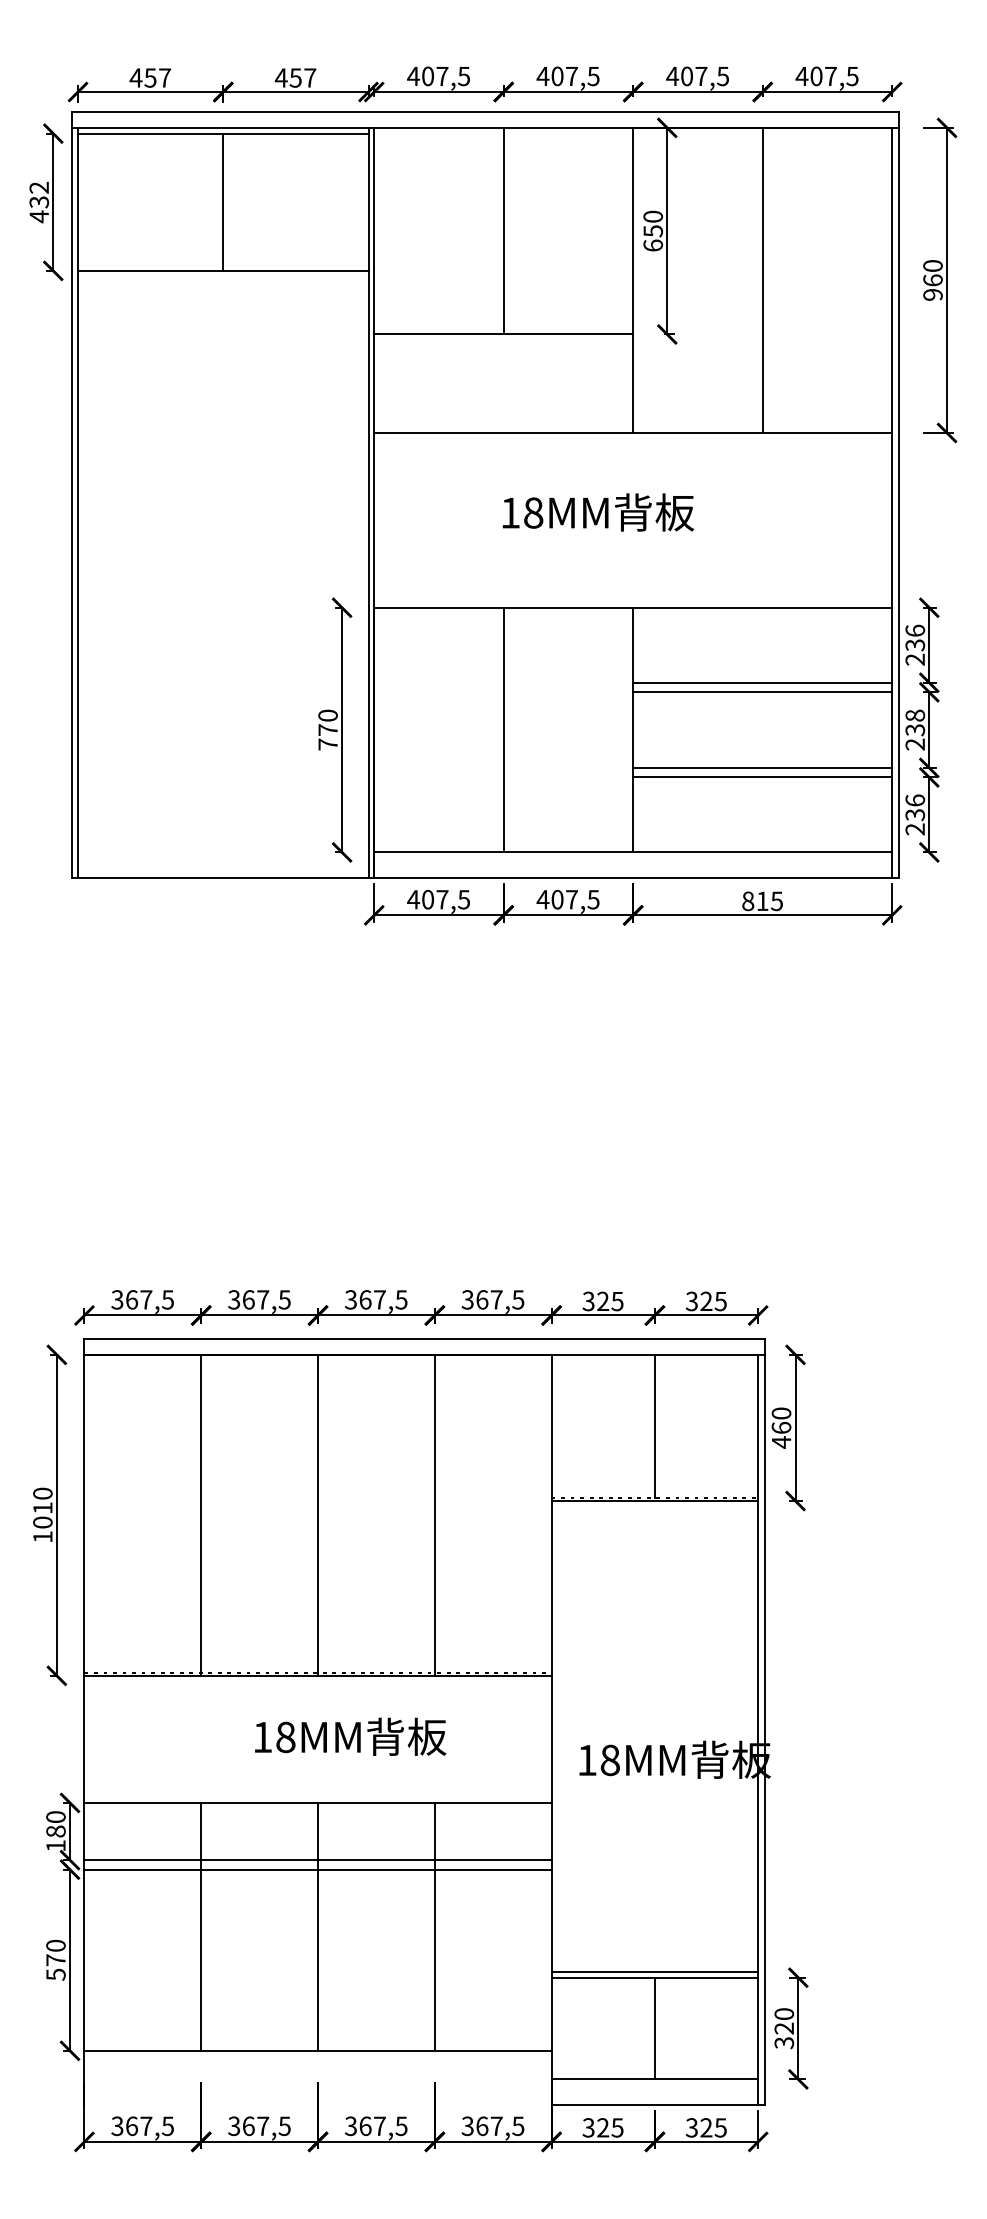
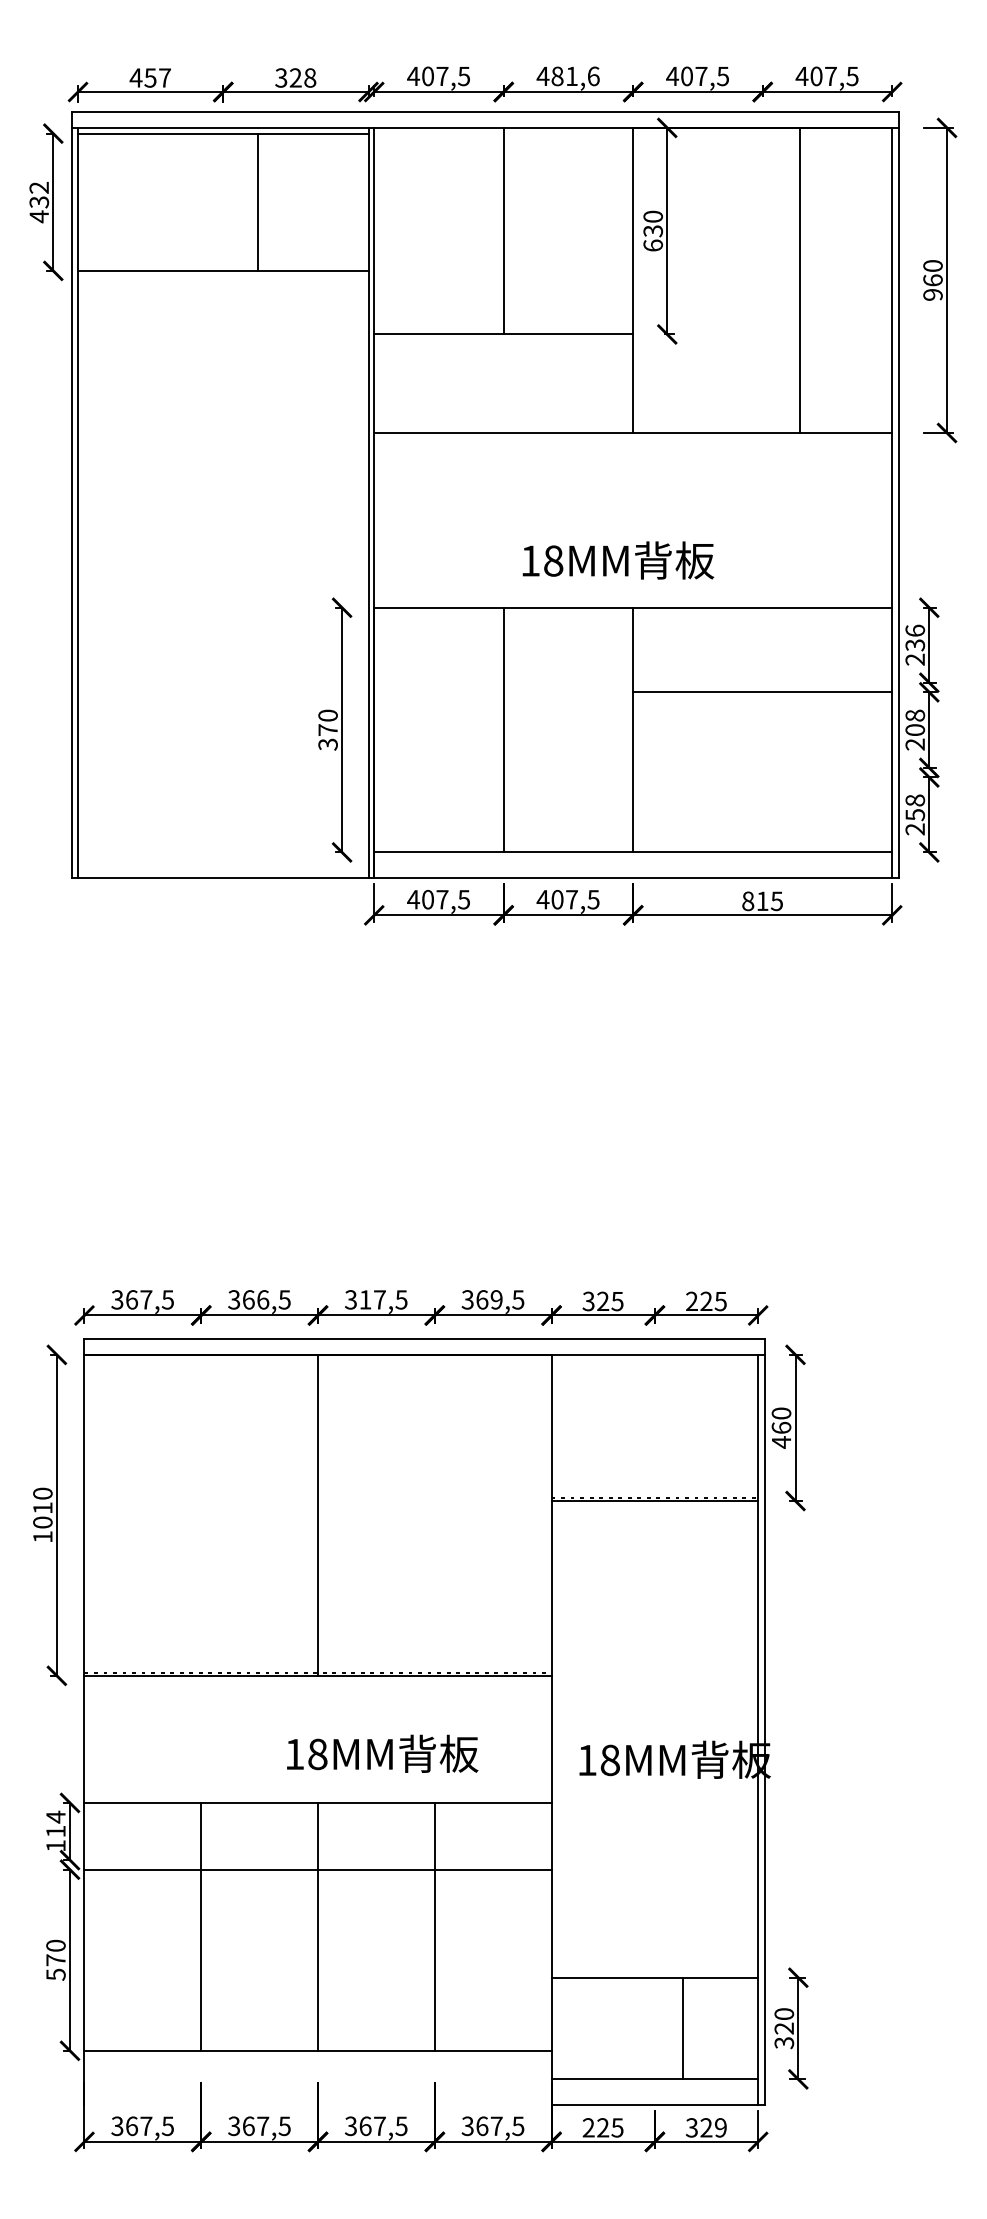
text: 407,5 -> 481,6 (575, 76)
text: 457 -> 328 (295, 77)
line position: (223, 201) -> (258, 201) (258, 201)
text: 650 -> 630 (652, 230)
line position: (762, 279) -> (799, 279) (799, 279)
text position: (598, 512) -> (618, 560) (618, 560)
line: present -> none (762, 682)
text: 238 -> 208 (914, 730)
text: 770 -> 370 (327, 744)
line: present -> none (762, 767)
line: present -> none (762, 777)
text: 236 -> 258 (914, 807)
text: 367,5 -> 366,5 (263, 1299)
text: 367,5 -> 317,5 (365, 1299)
text: 367,5 -> 369,5 (496, 1299)
text: 325 -> 225 (691, 1301)
line: present -> none (654, 1425)
line: present -> none (201, 1514)
line: present -> none (434, 1514)
text position: (350, 1736) -> (382, 1753) (382, 1753)
text: 180 -> 114 (55, 1823)
line: present -> none (317, 1860)
line: present -> none (654, 1972)
line position: (654, 2028) -> (682, 2028) (682, 2028)
text: 325 -> 225 (588, 2127)
text: 325 -> 329 (720, 2127)
